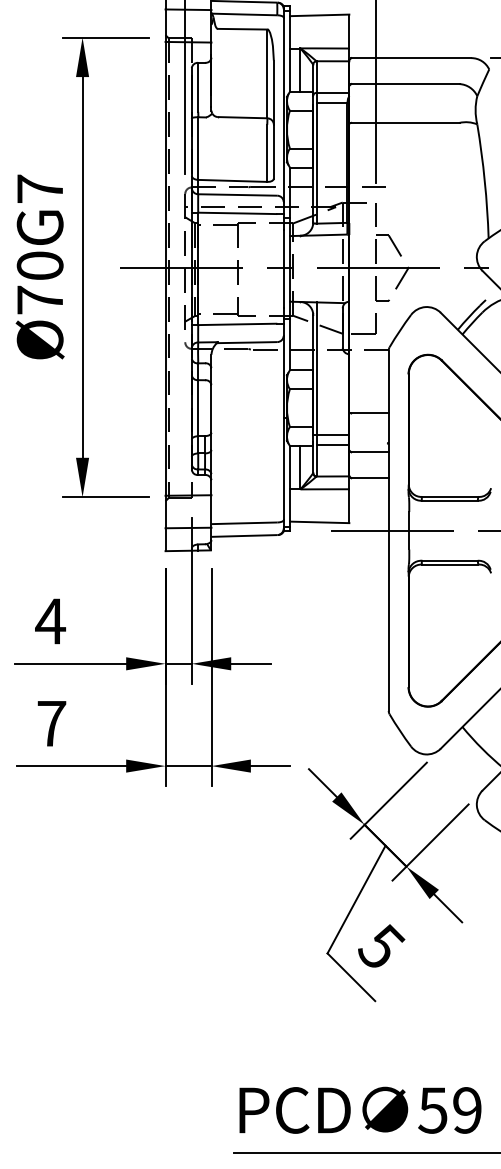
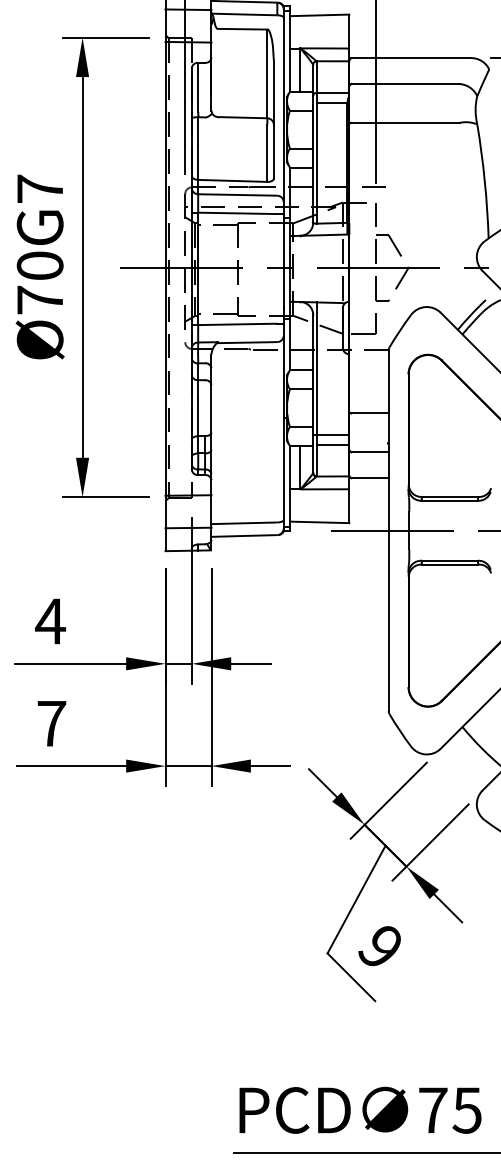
text: 5 -> 9 (381, 945)
text: 59 -> 75 (449, 1110)
